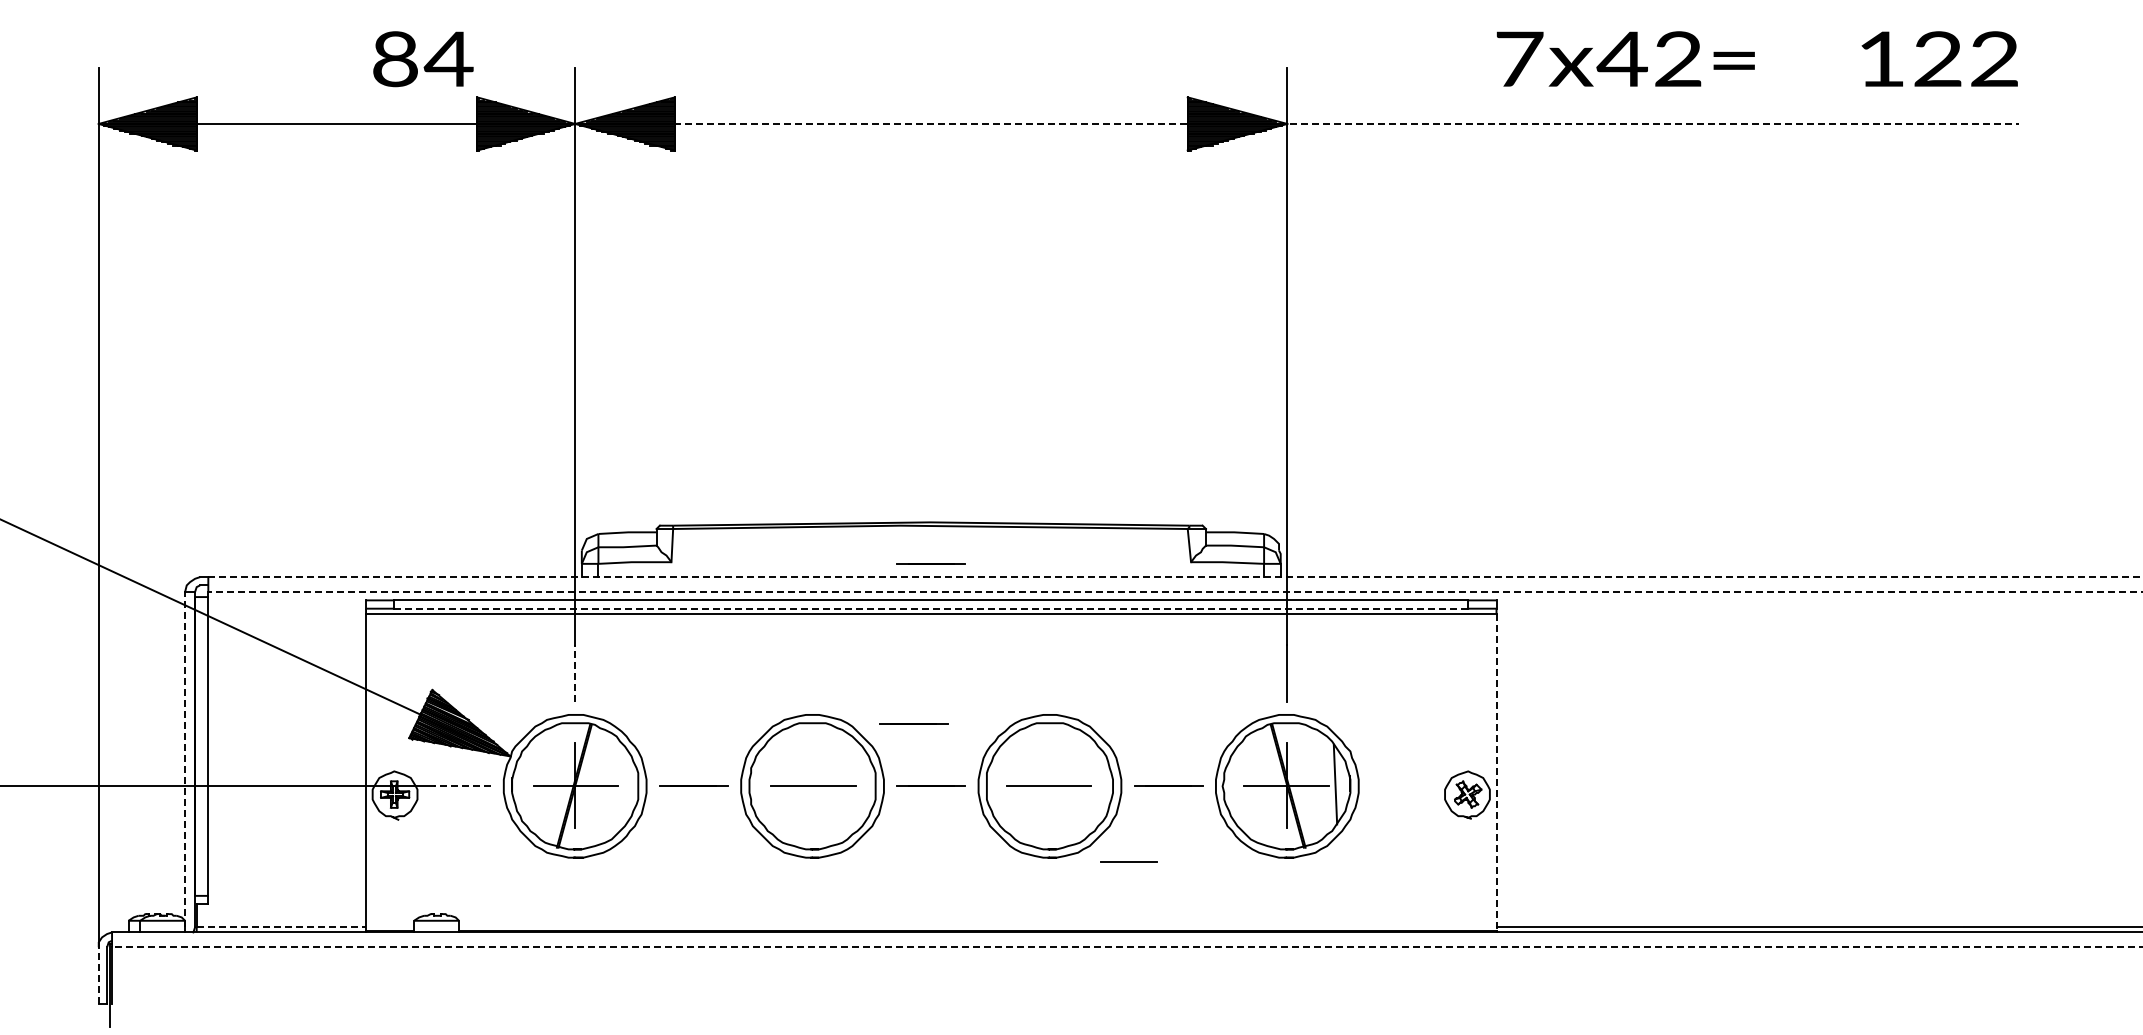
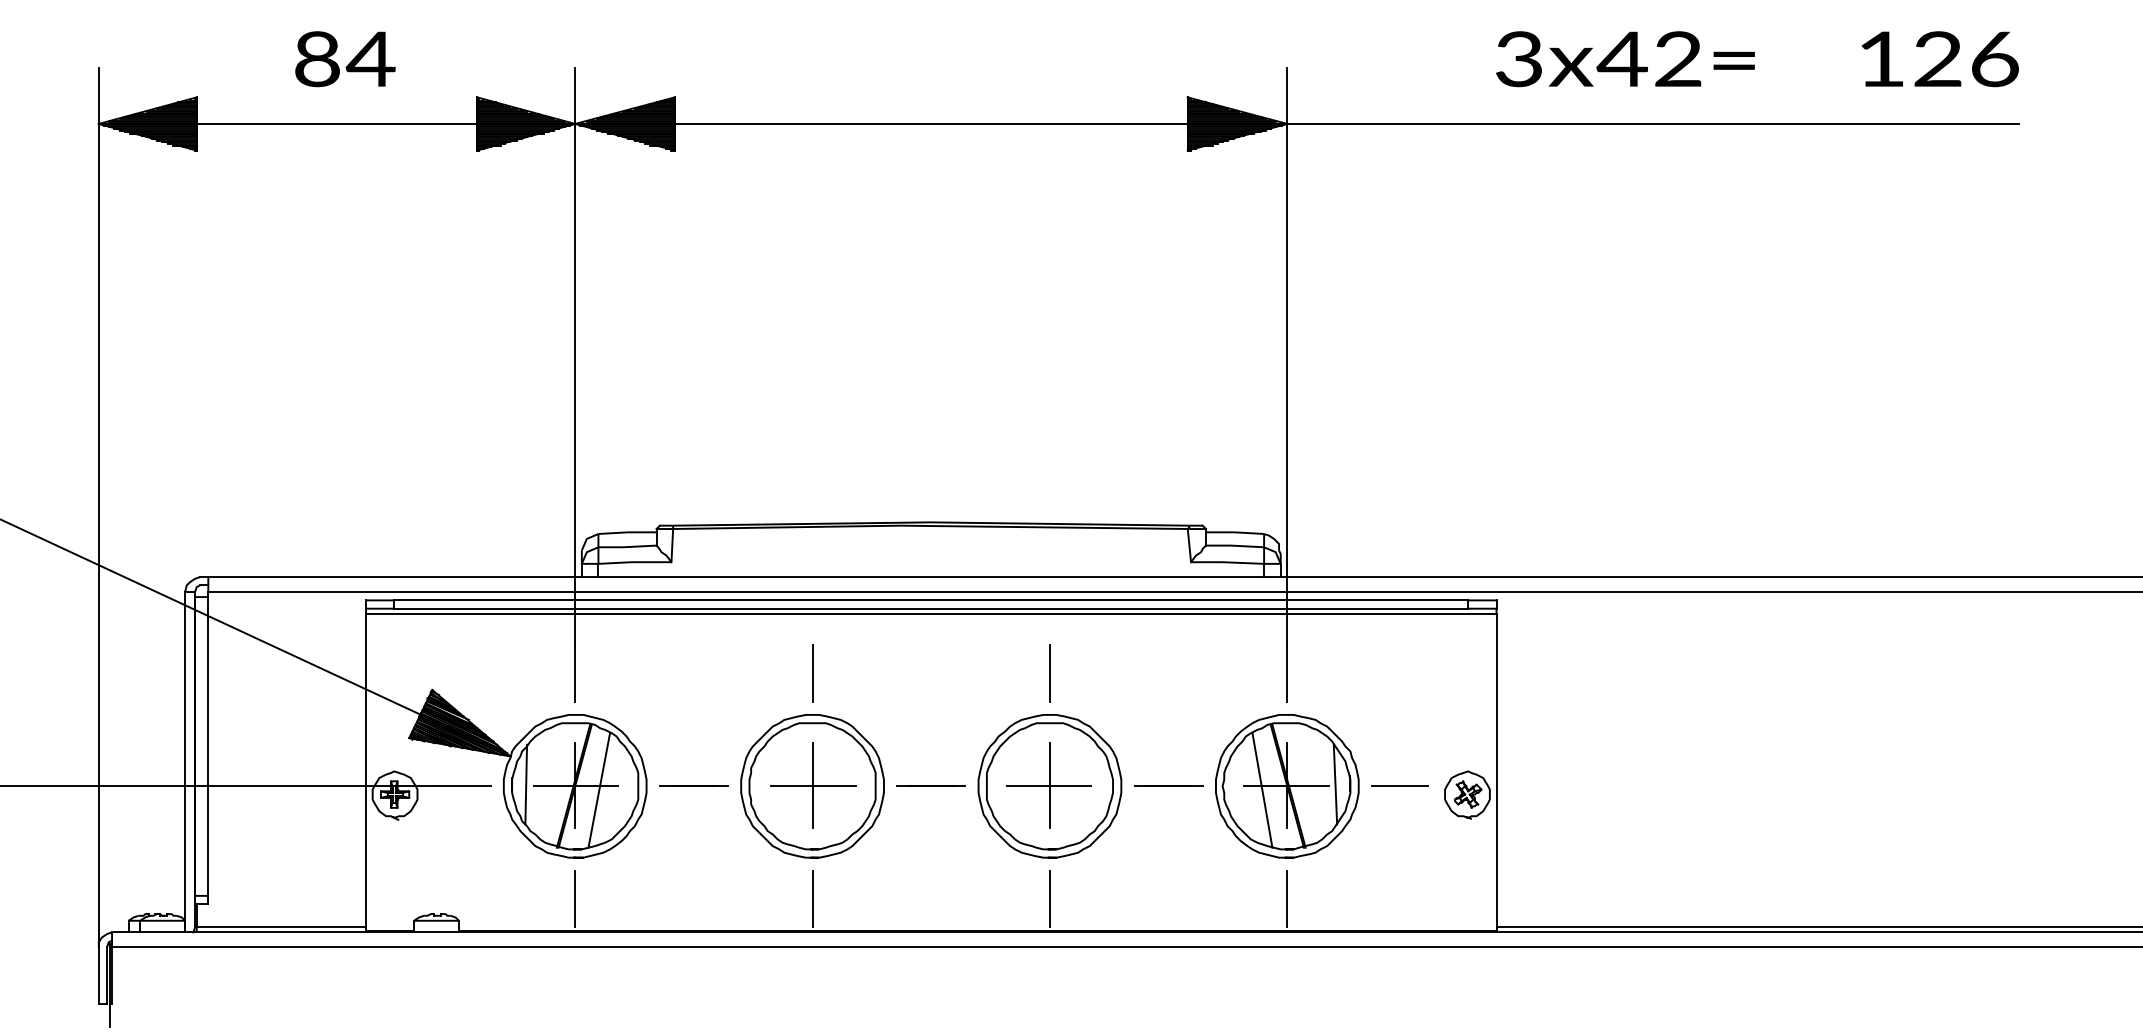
text position: (423, 59) -> (345, 59) (345, 59)
text: 7x42= -> 3x42= (1519, 59)
text: 122 -> 126 (1994, 59)
line: dashed -> solid (1297, 123)
line: present -> none (930, 563)
line: dashed -> solid (1175, 577)
line: dashed -> solid (1174, 592)
line: dashed -> solid (930, 608)
line: dashed -> solid (575, 672)
line: none -> present (812, 673)
line: none -> present (1049, 673)
line: present -> none (913, 723)
line: dashed -> solid (185, 759)
line: dashed -> solid (1496, 772)
line: none -> present (526, 784)
line: none -> present (812, 785)
line: none -> present (1049, 785)
line: dashed -> solid (461, 786)
line: none -> present (599, 790)
line: none -> present (1262, 790)
line position: (1128, 861) -> (1399, 785) (1399, 785)
line: none -> present (575, 898)
line: none -> present (812, 898)
line: none -> present (1049, 898)
line: none -> present (1287, 898)
line: dashed -> solid (281, 927)
line: dashed -> solid (1126, 947)
line: dashed -> solid (98, 975)
